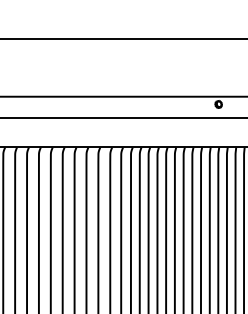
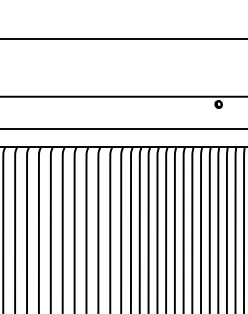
line position: (123, 118) -> (123, 129) (123, 129)
